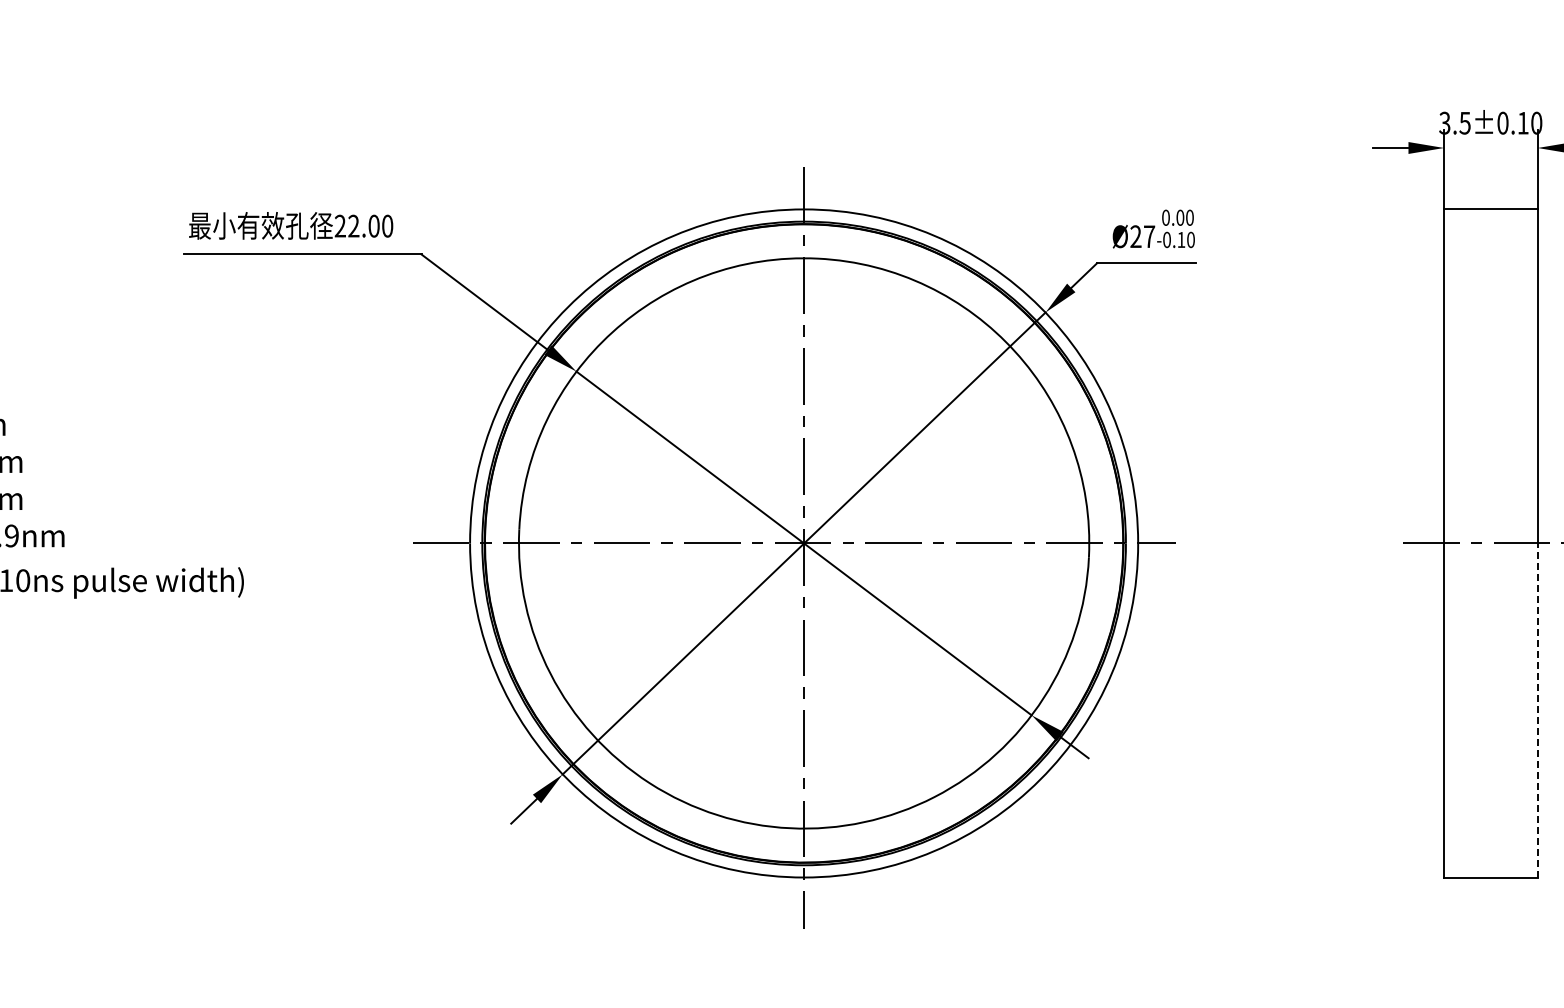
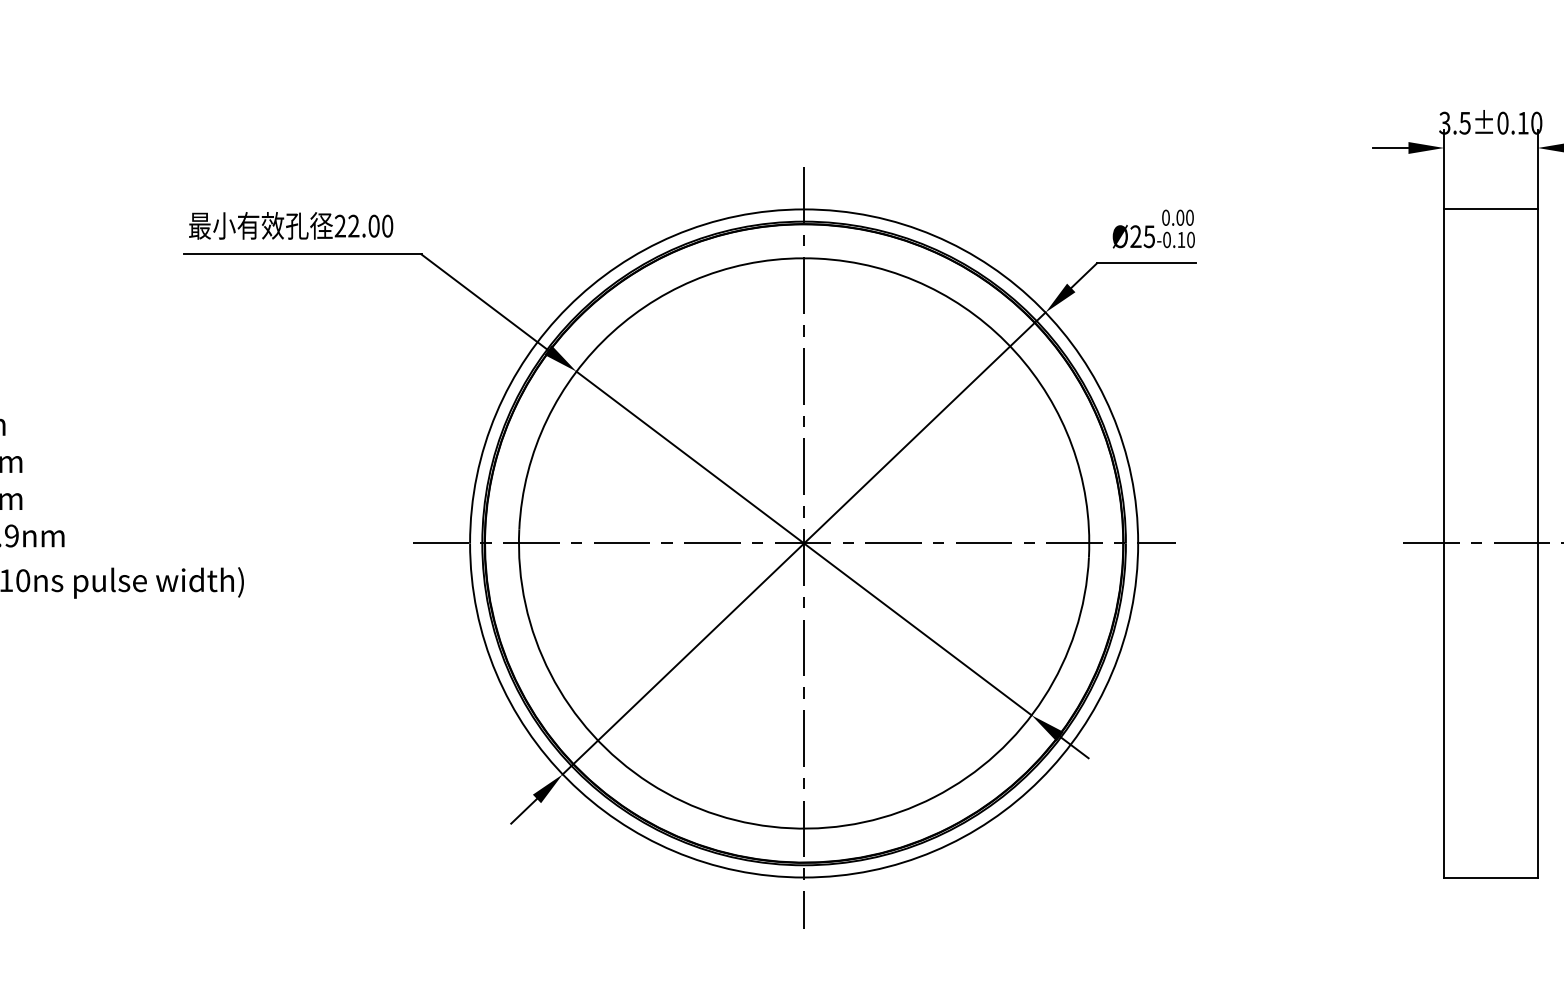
text: Ø27 -> Ø25 (1149, 236)
line: dashed -> solid (1537, 709)
